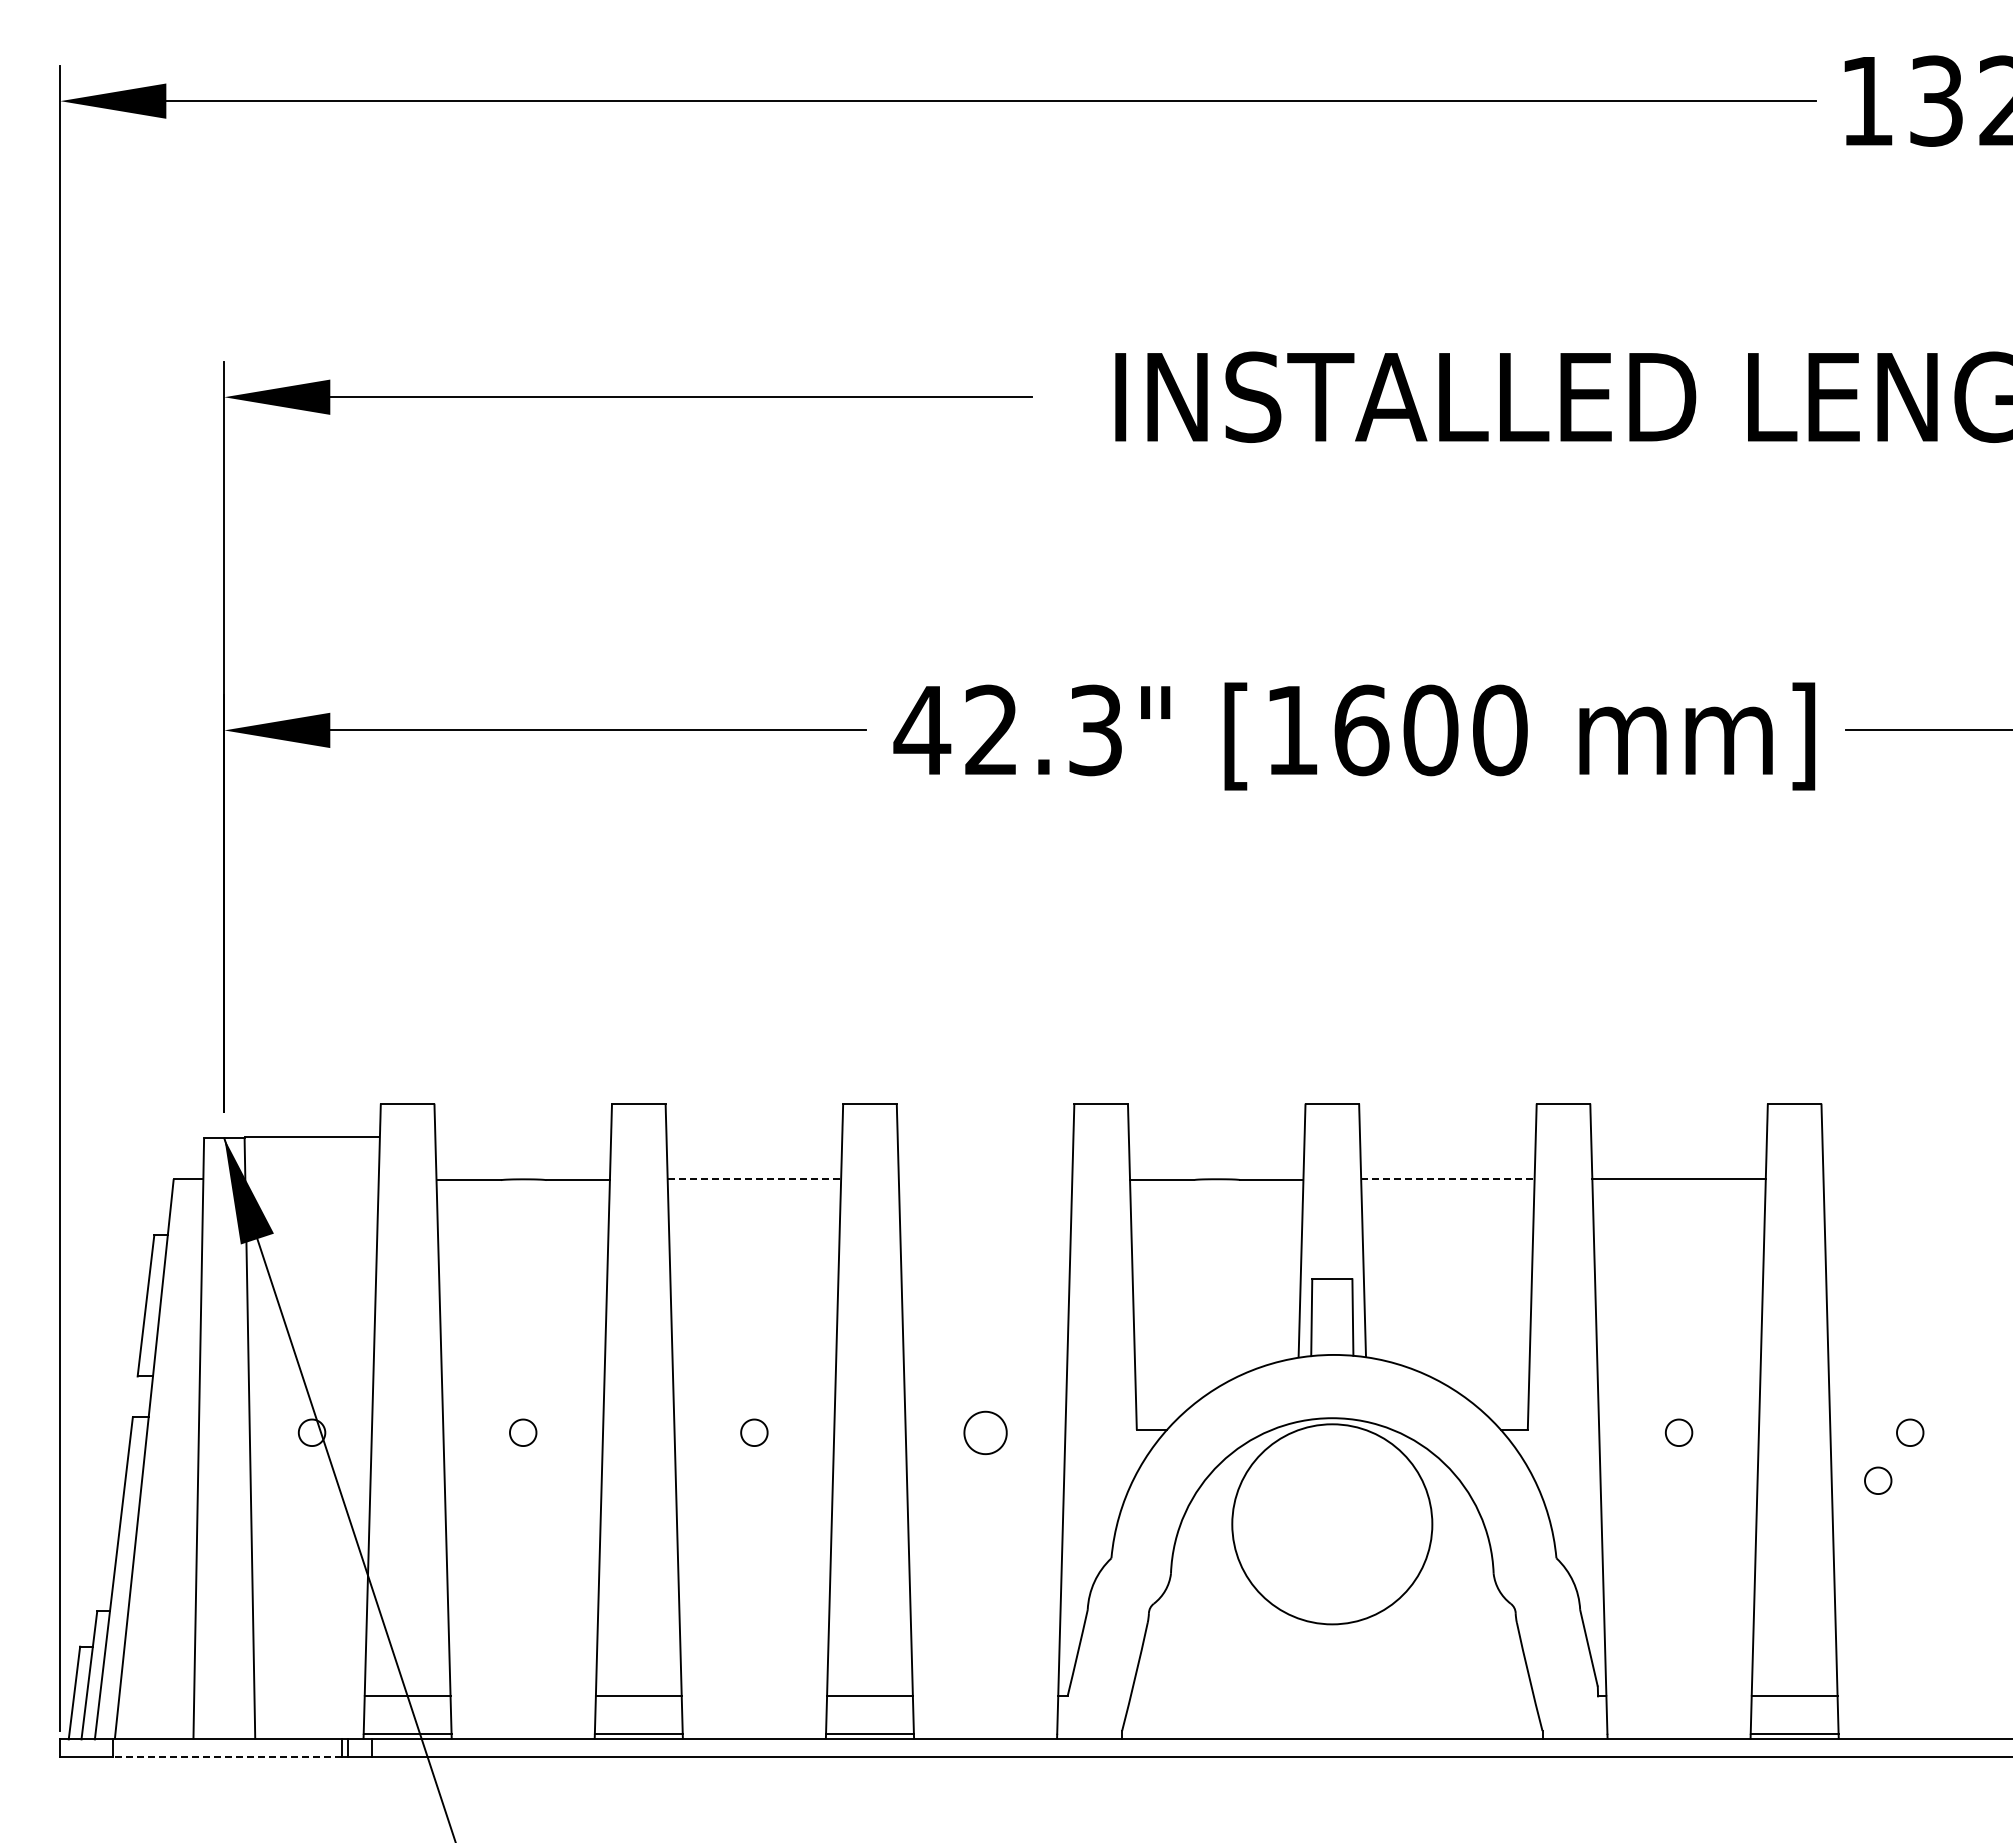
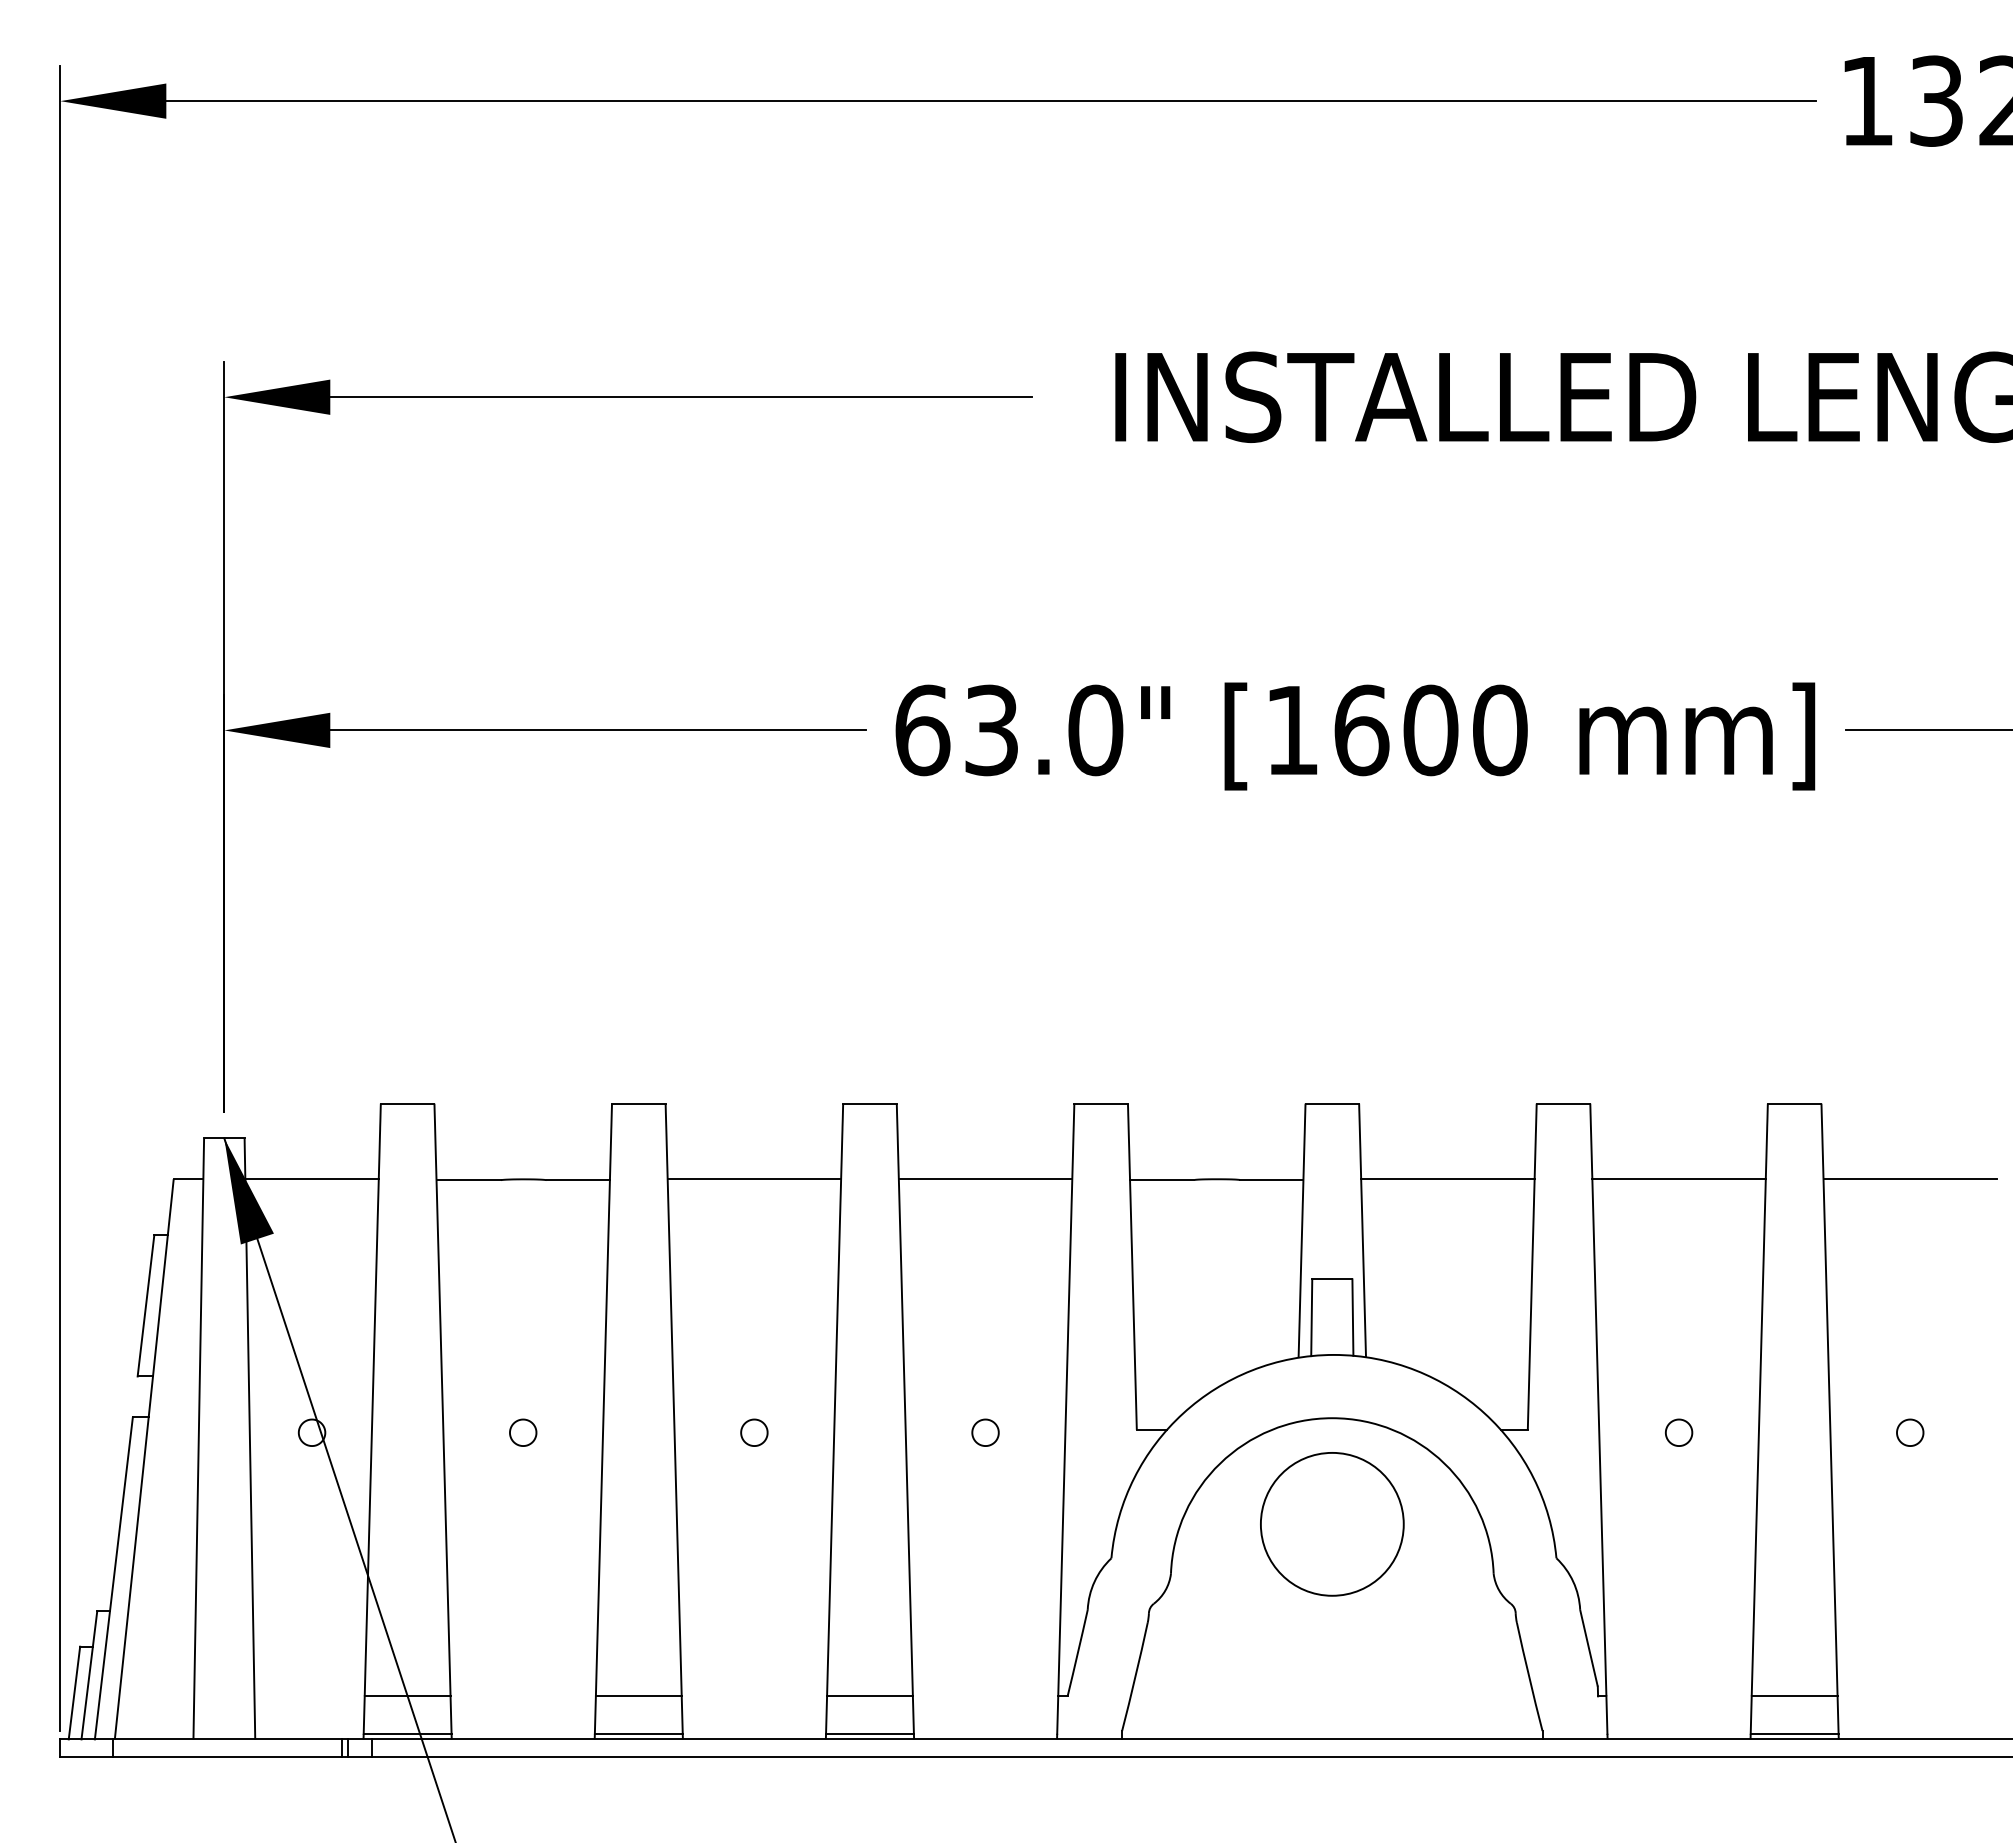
text: 42.3" -> 63.0" (1008, 730)
line position: (311, 1137) -> (311, 1179) (311, 1179)
line: dashed -> solid (754, 1179)
line: none -> present (985, 1179)
line: dashed -> solid (1447, 1179)
line: none -> present (1909, 1179)
part size: 45x45 px -> 29x29 px (985, 1432)
part: present -> none (1878, 1480)
circle diameter: 200 px -> 143 px (1331, 1523)
line: dashed -> solid (226, 1757)
